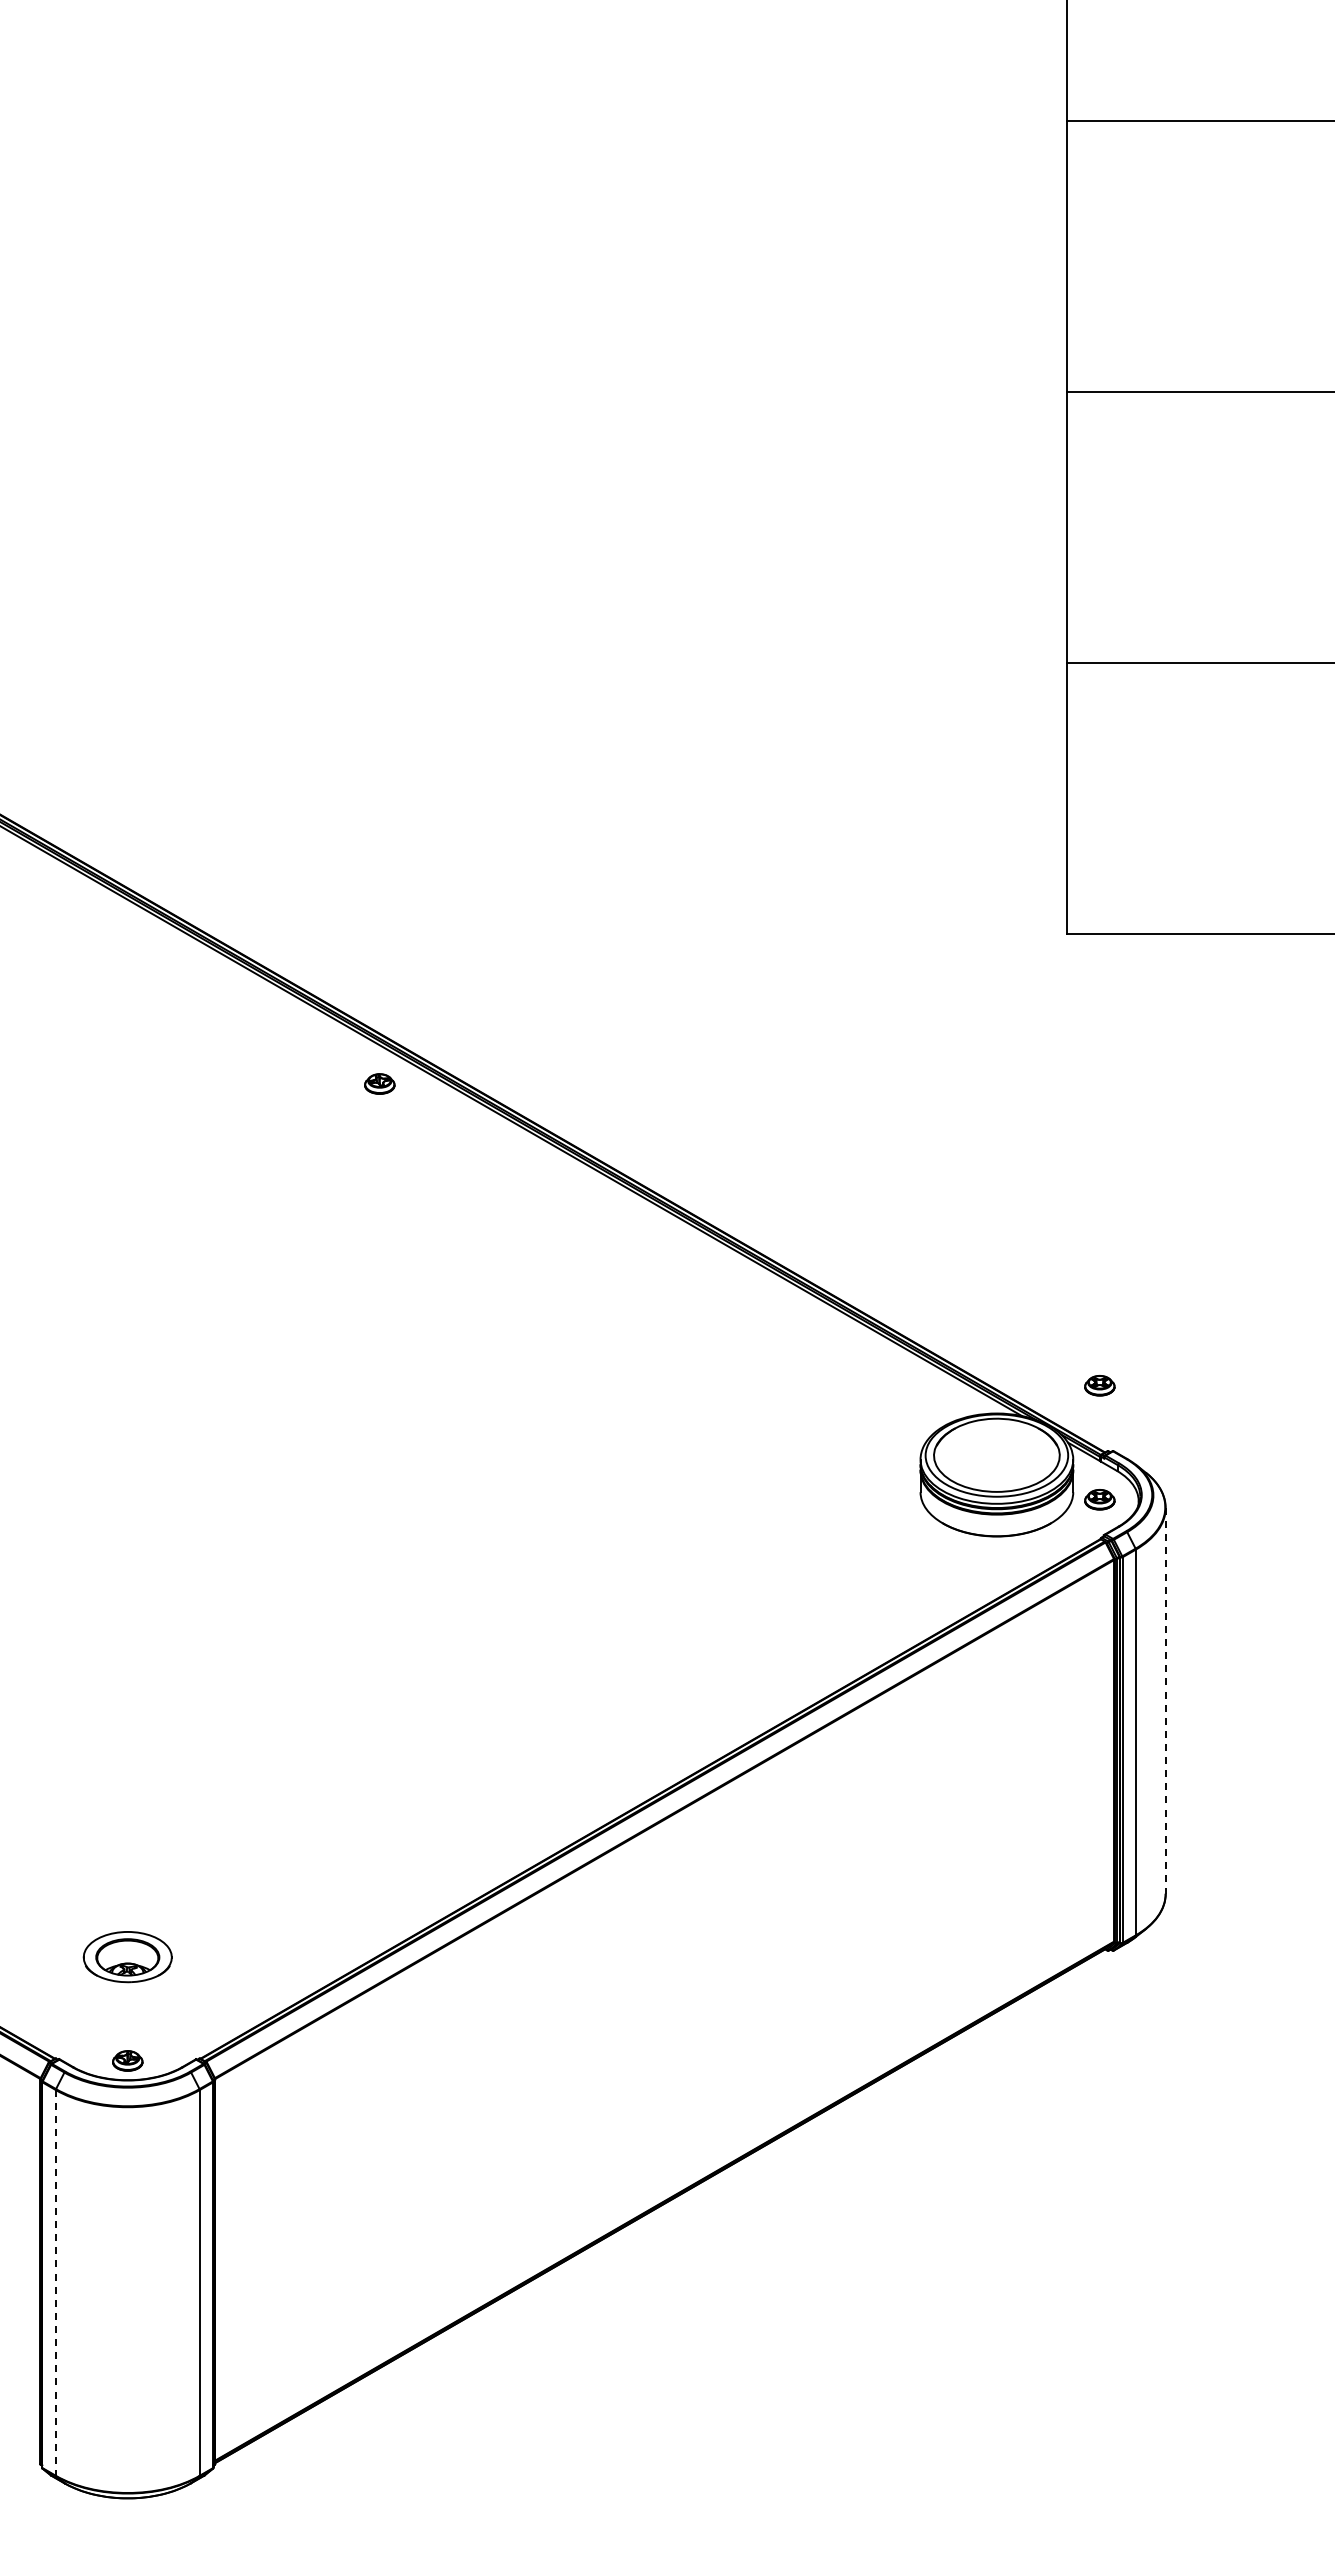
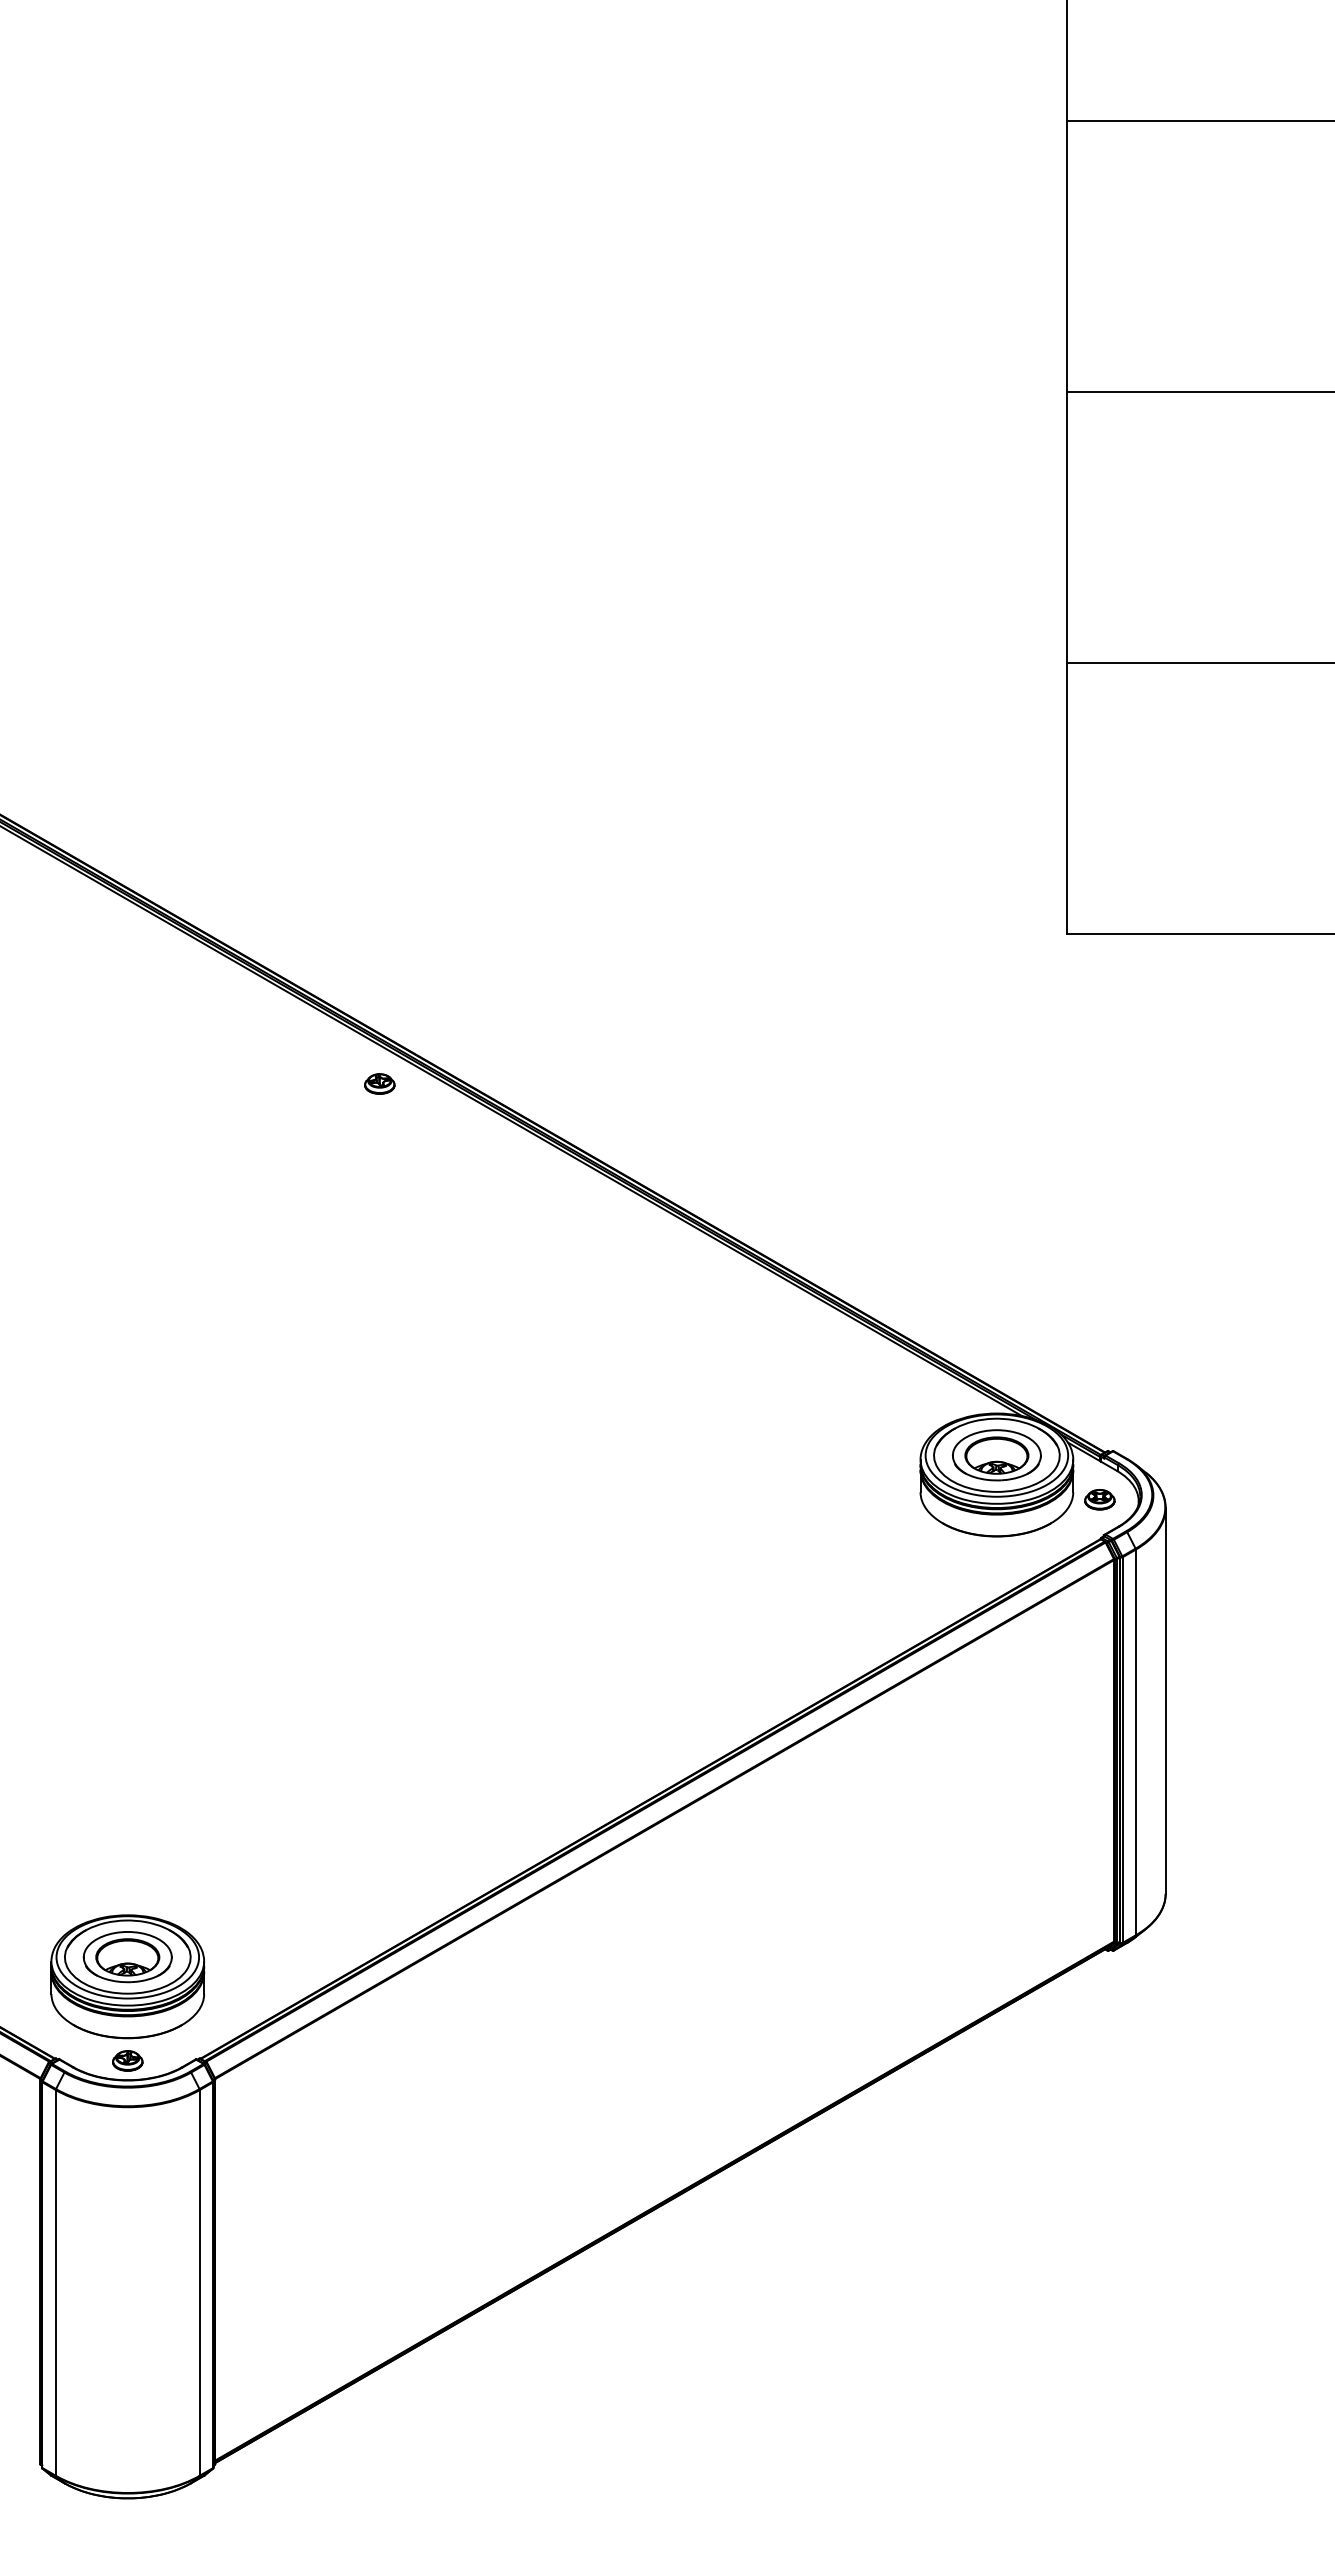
part: present -> none (1099, 1385)
part: none -> present (996, 1455)
line: dashed -> solid (1165, 1700)
part: none -> present (127, 1976)
line: dashed -> solid (55, 2282)
